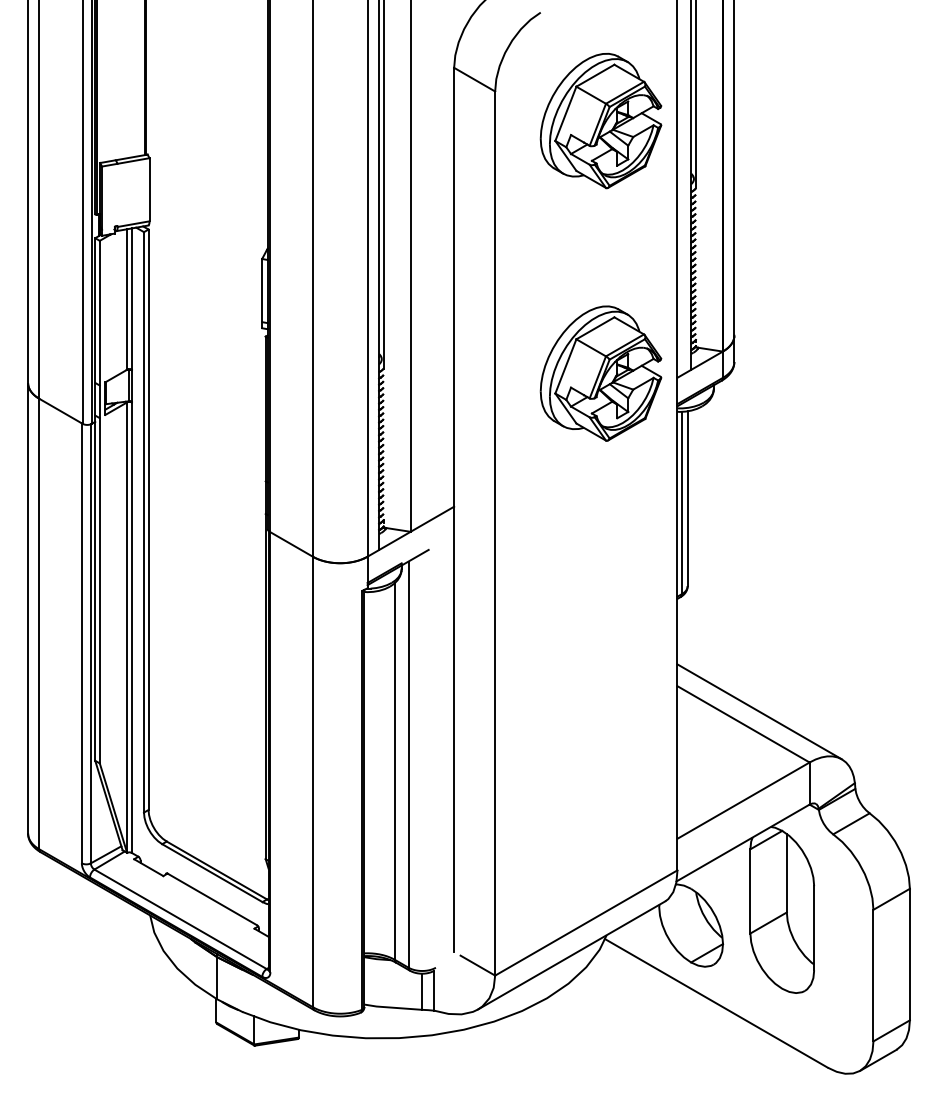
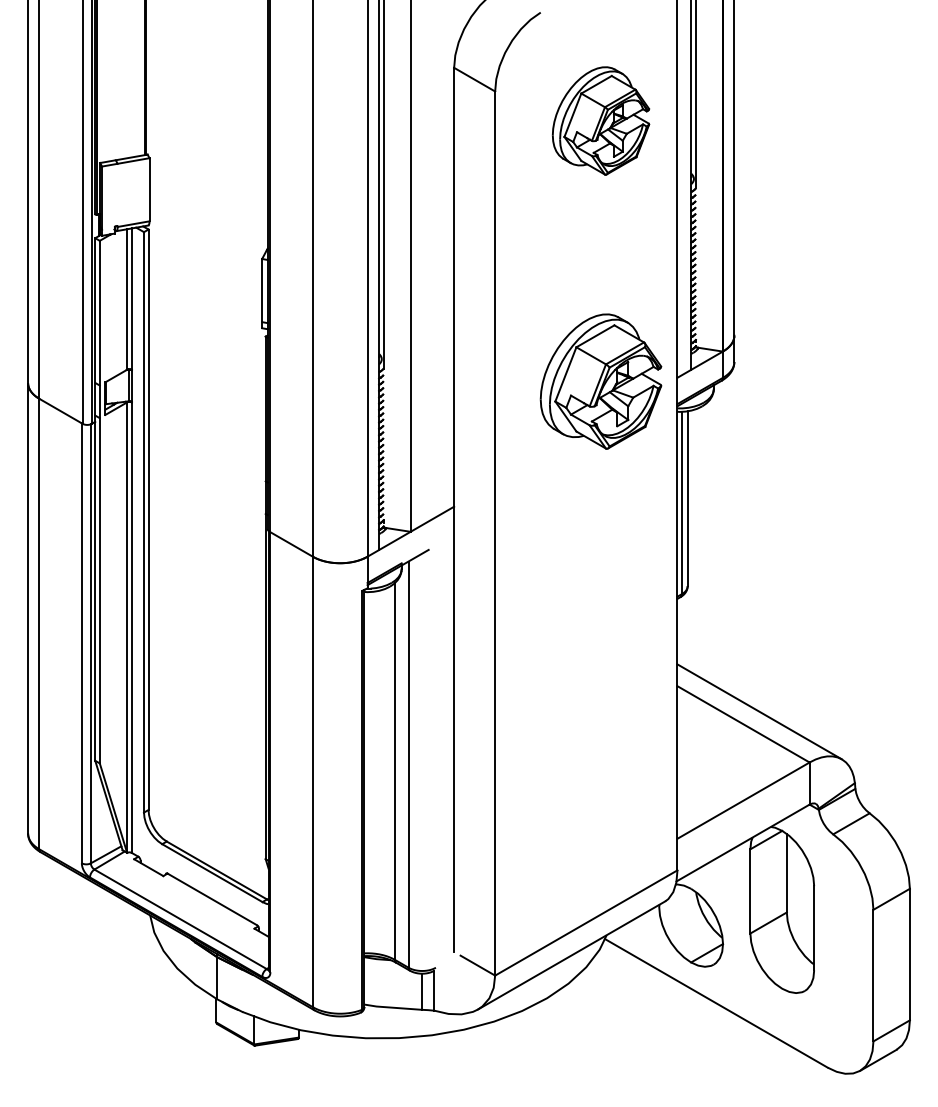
part size: 124x138 px -> 100x110 px (600, 120)
part position: (600, 373) -> (600, 381) (600, 381)
